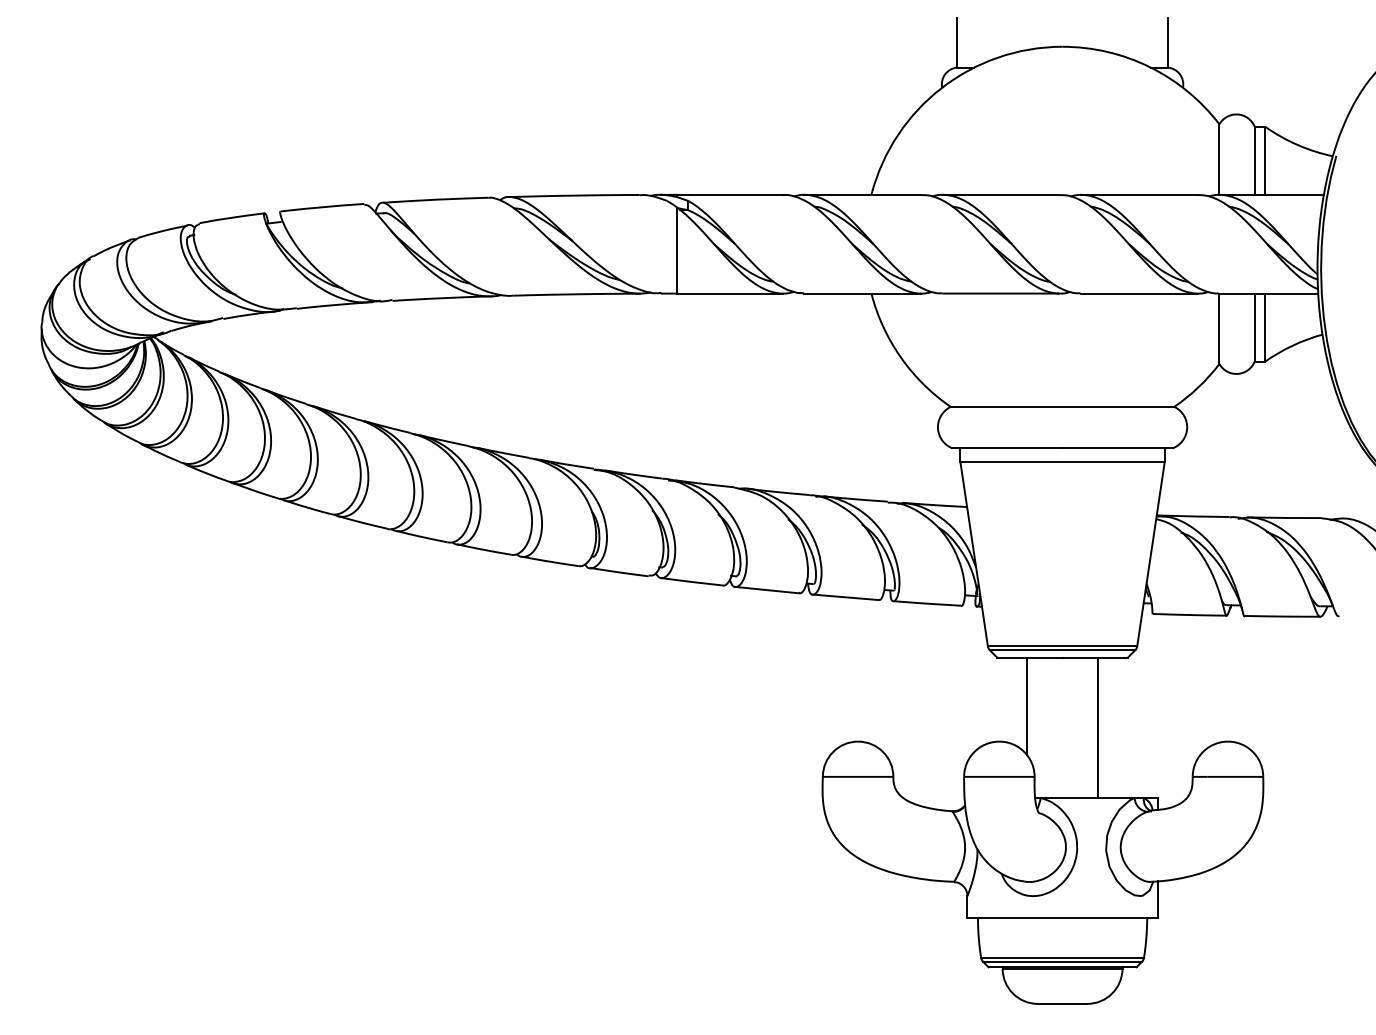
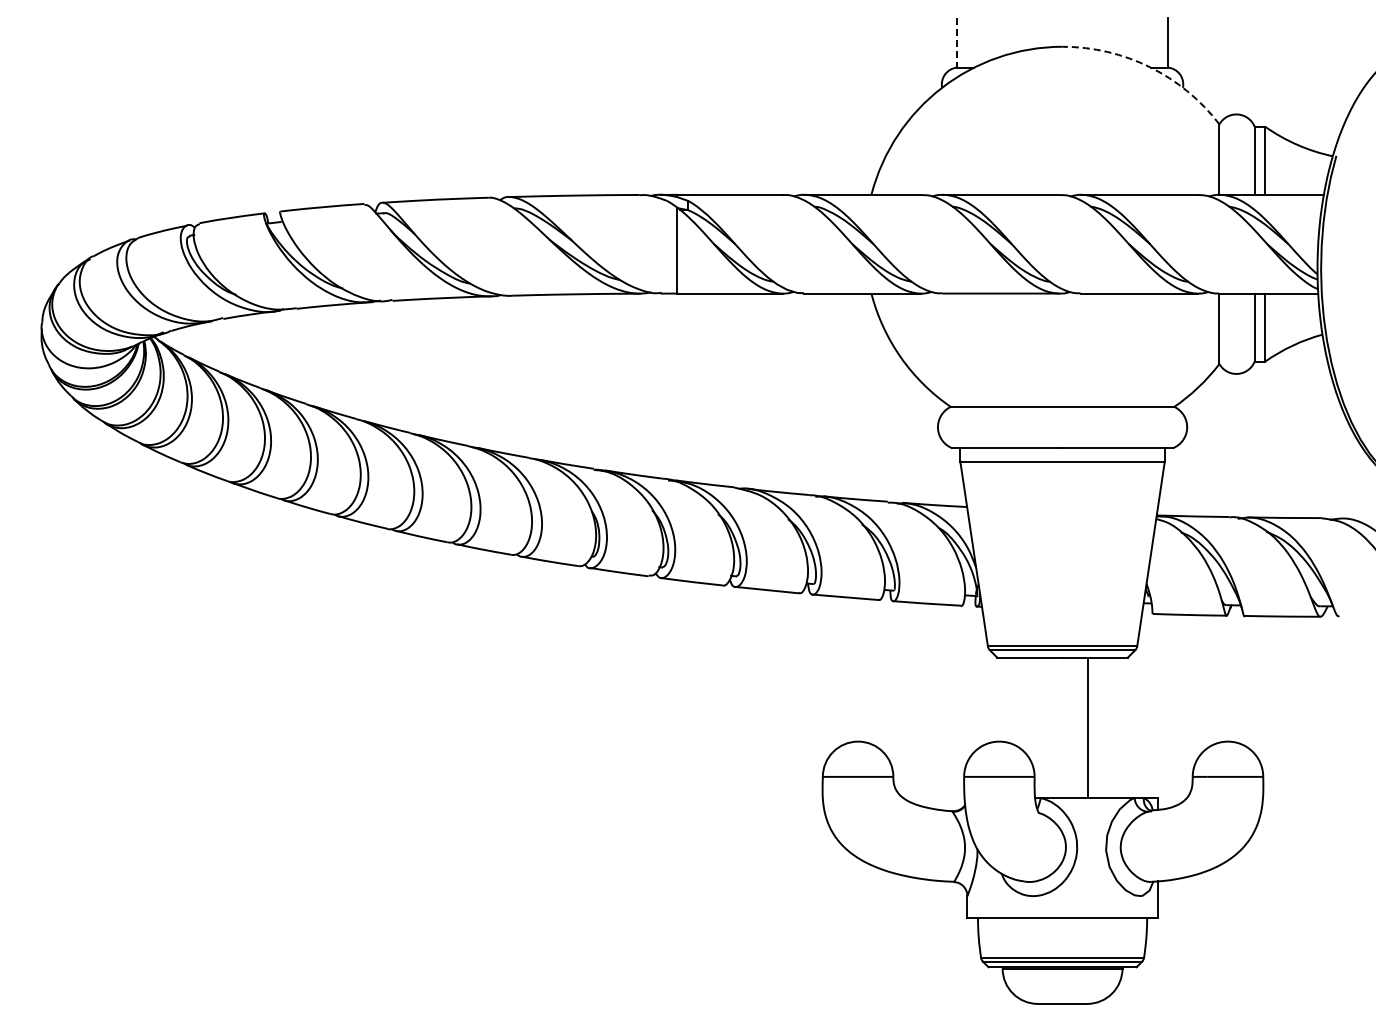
line: solid -> dashed (957, 42)
arc: solid -> dashed (1150, 67)
line: present -> none (1027, 706)
line position: (1097, 727) -> (1087, 727) (1087, 727)
